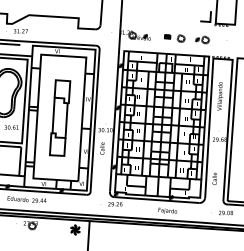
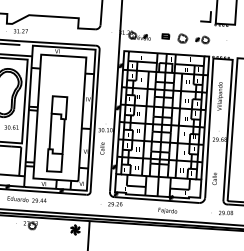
part size: 22x9 px -> 28x11 px (174, 38)
part position: (60, 117) -> (57, 133) (57, 133)
